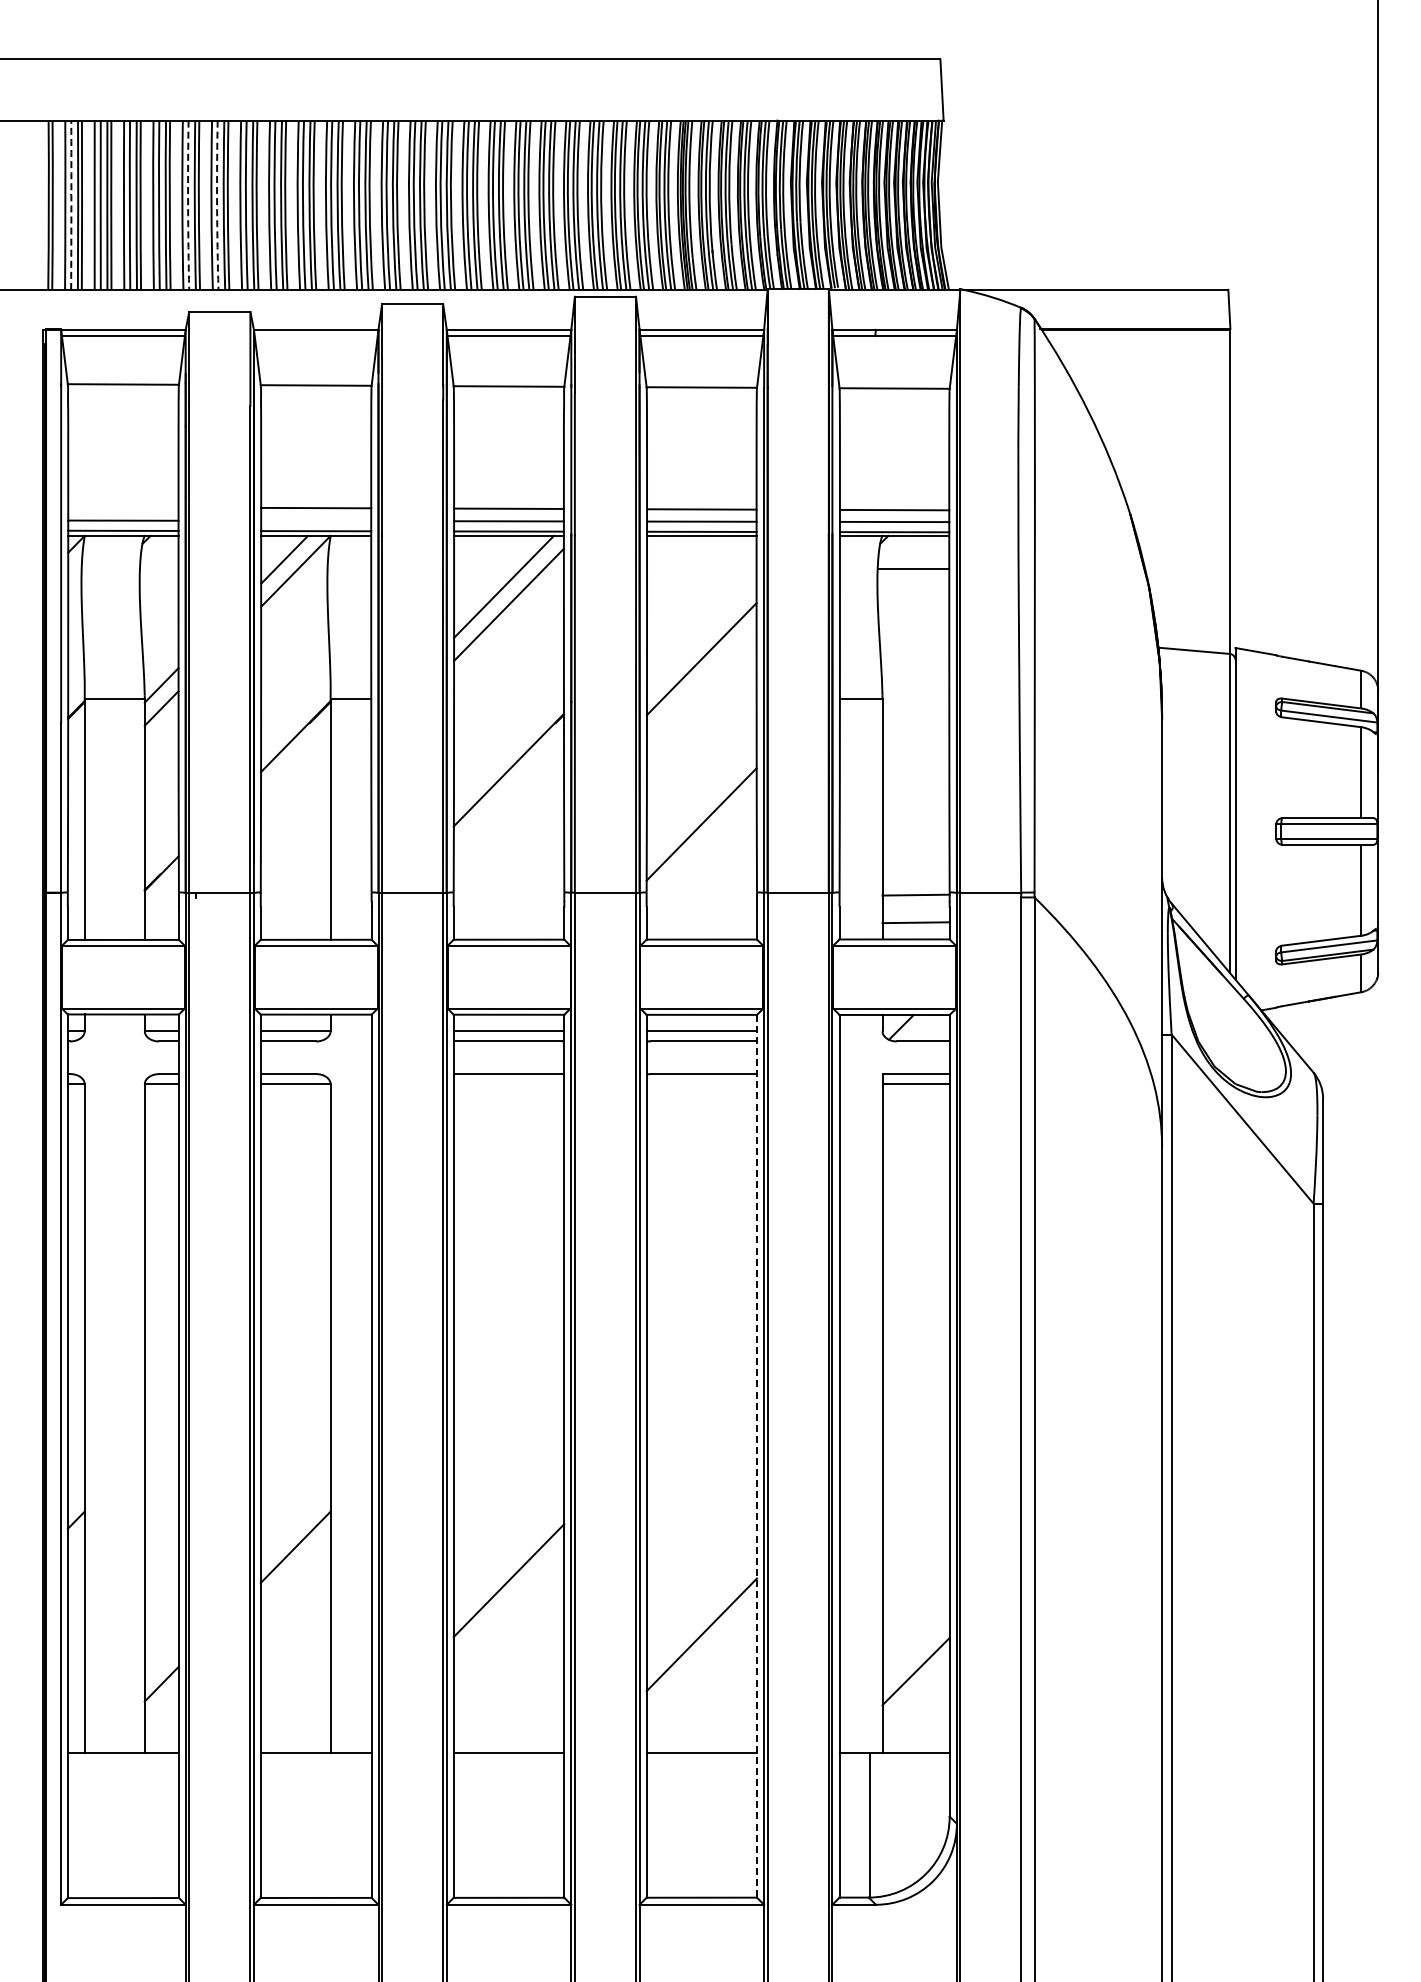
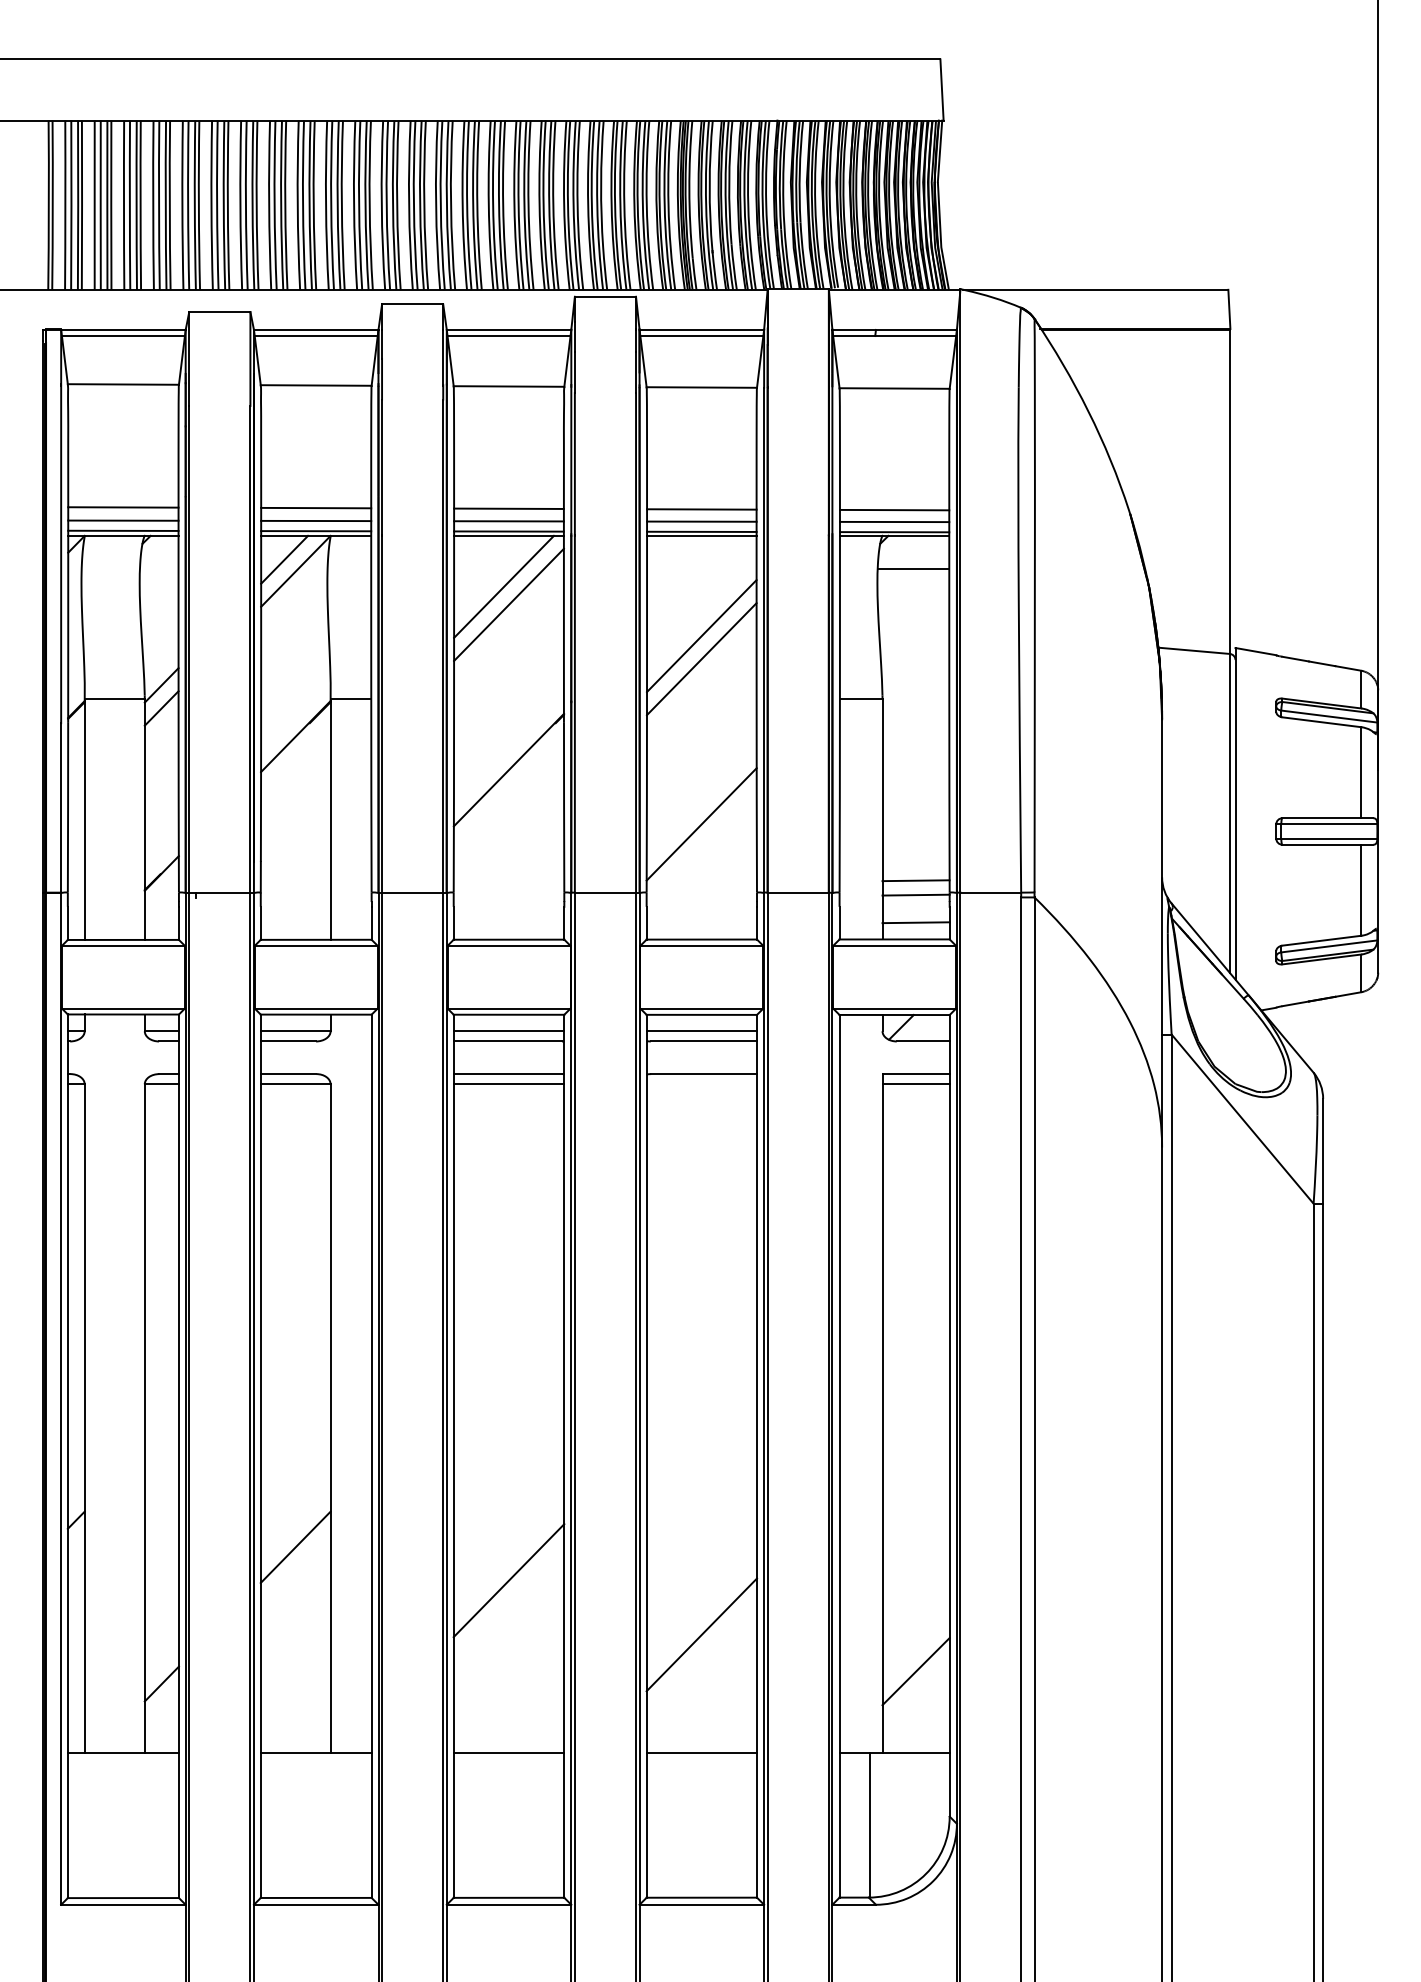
arc: dashed -> solid (71, 205)
arc: dashed -> solid (188, 205)
arc: dashed -> solid (217, 205)
line: none -> present (315, 336)
line: none -> present (123, 507)
line: none -> present (316, 520)
line: none -> present (701, 636)
line: none -> present (915, 880)
line: none -> present (508, 1084)
line: dashed -> solid (757, 1456)
